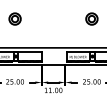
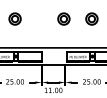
part: none -> present (63, 18)
